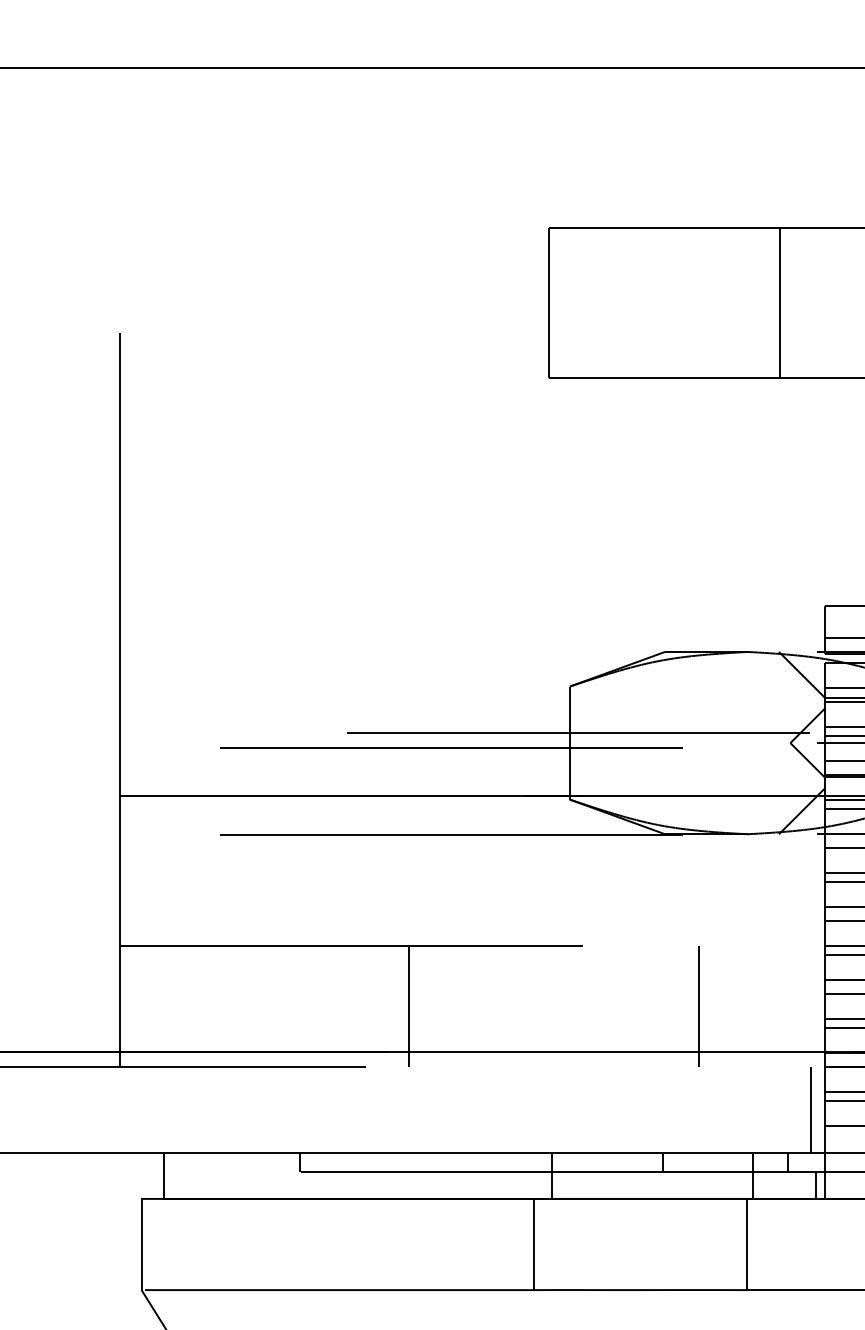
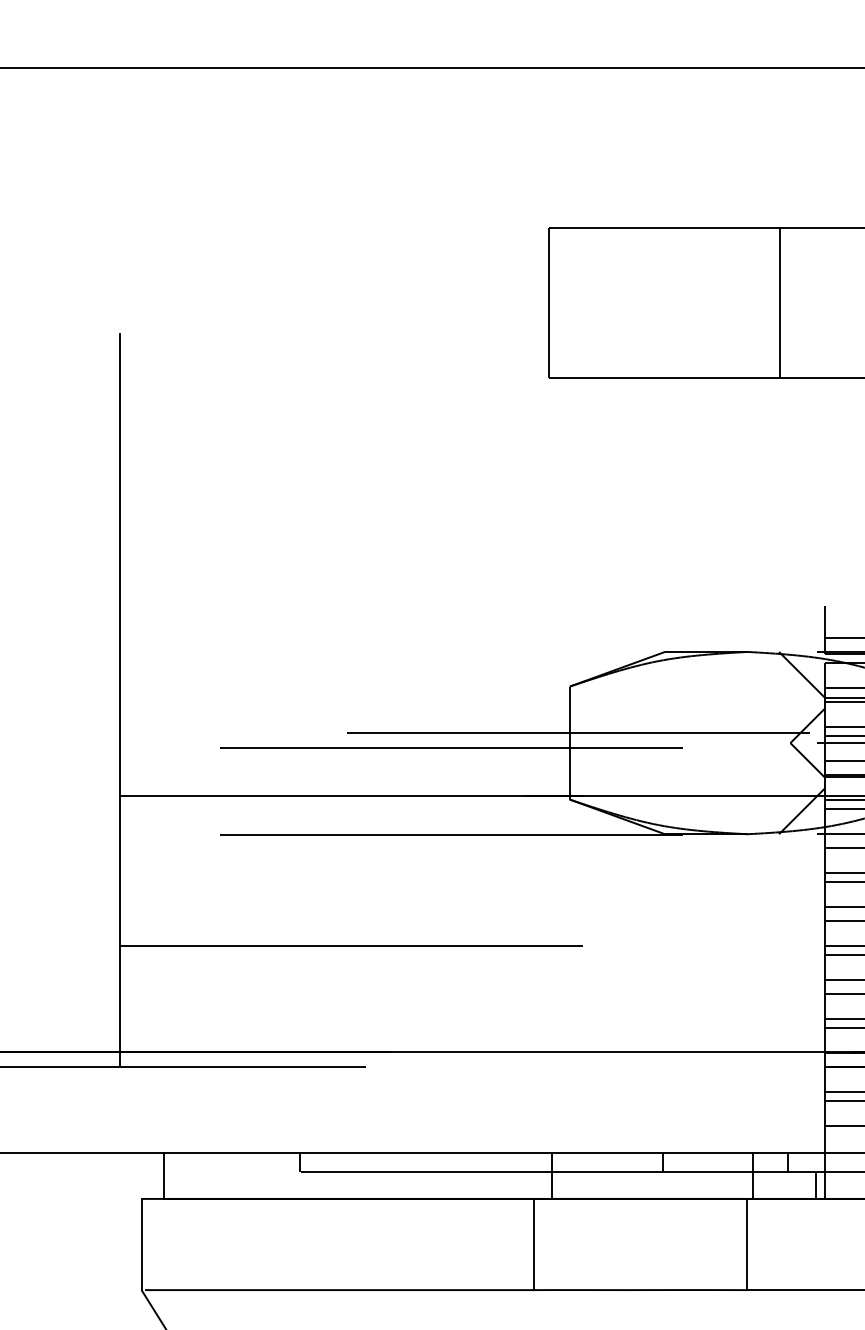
line: present -> none (842, 606)
line: present -> none (409, 1006)
line: present -> none (698, 1006)
line: present -> none (811, 1109)
